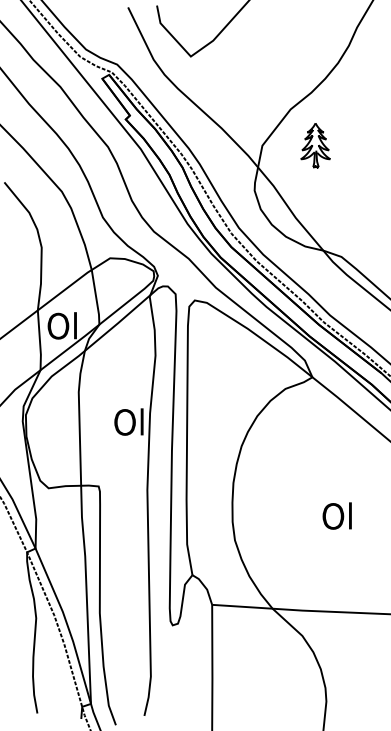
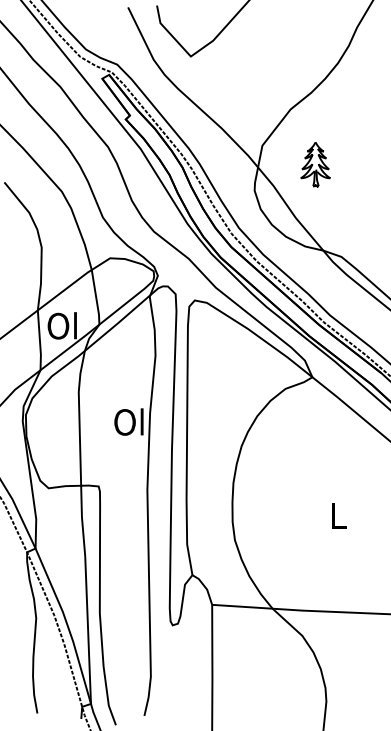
part position: (315, 145) -> (315, 164) (315, 164)
text: Ol -> L (336, 515)
